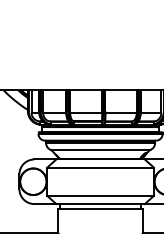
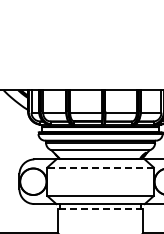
line: solid -> dashed (100, 167)
line: solid -> dashed (100, 209)
